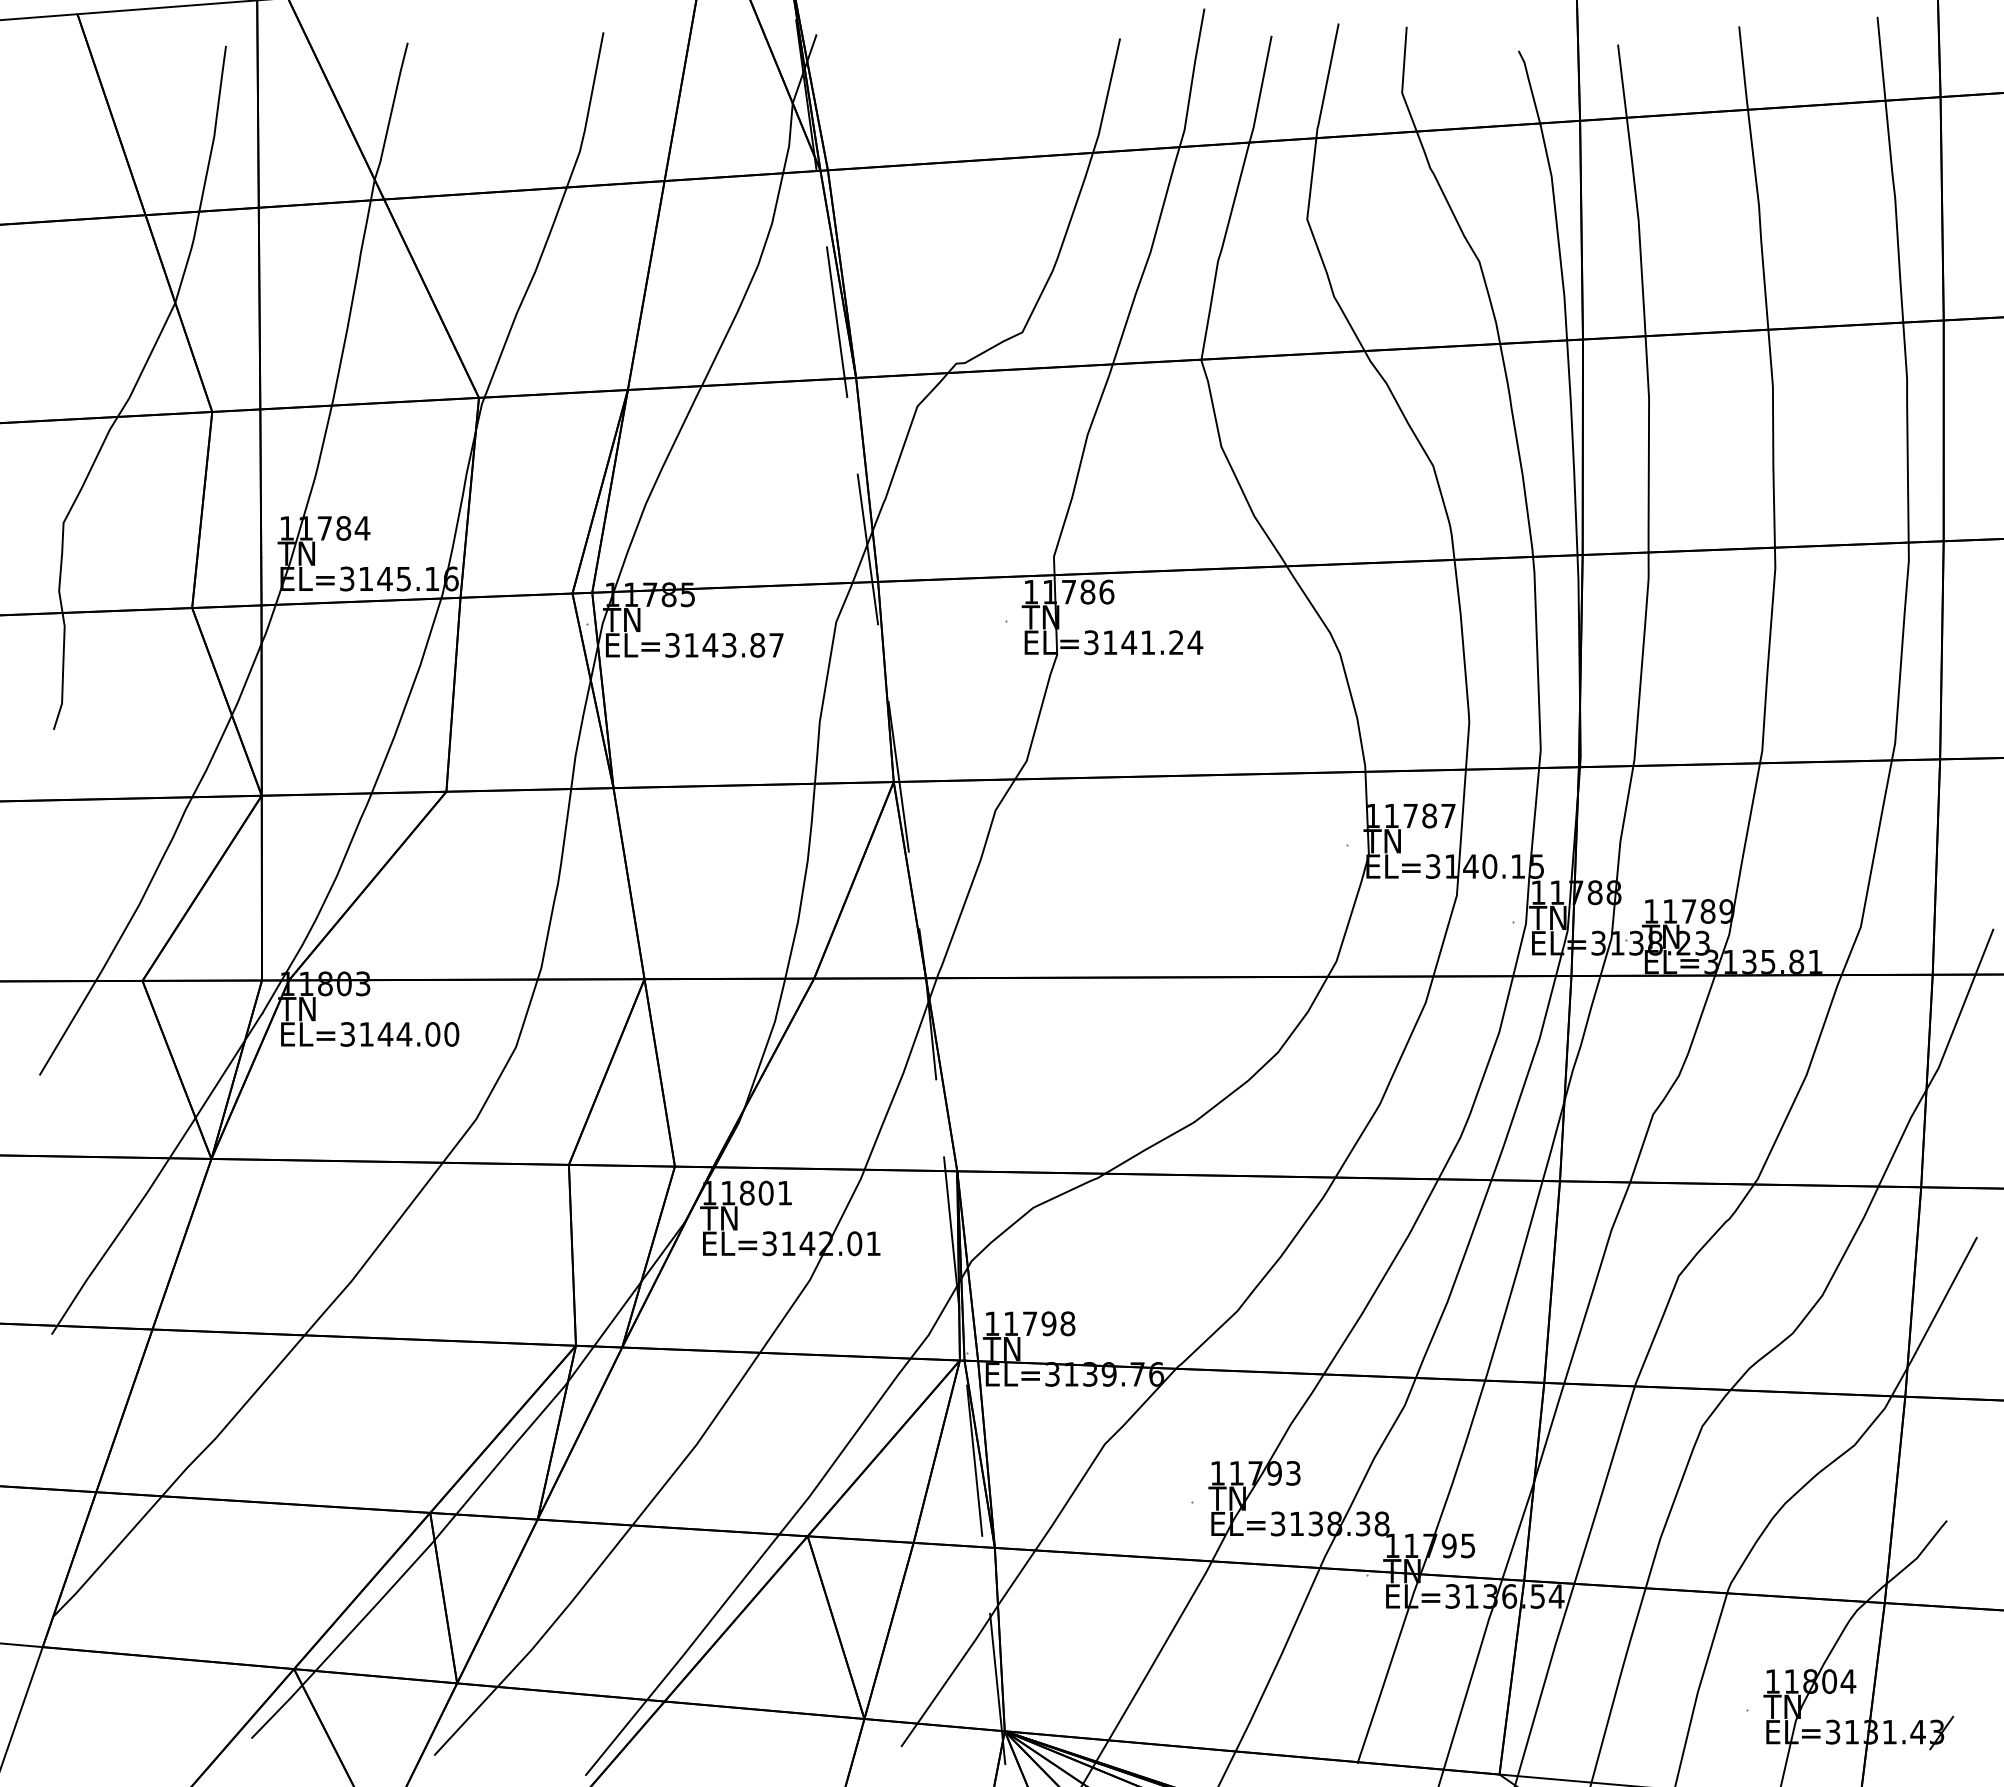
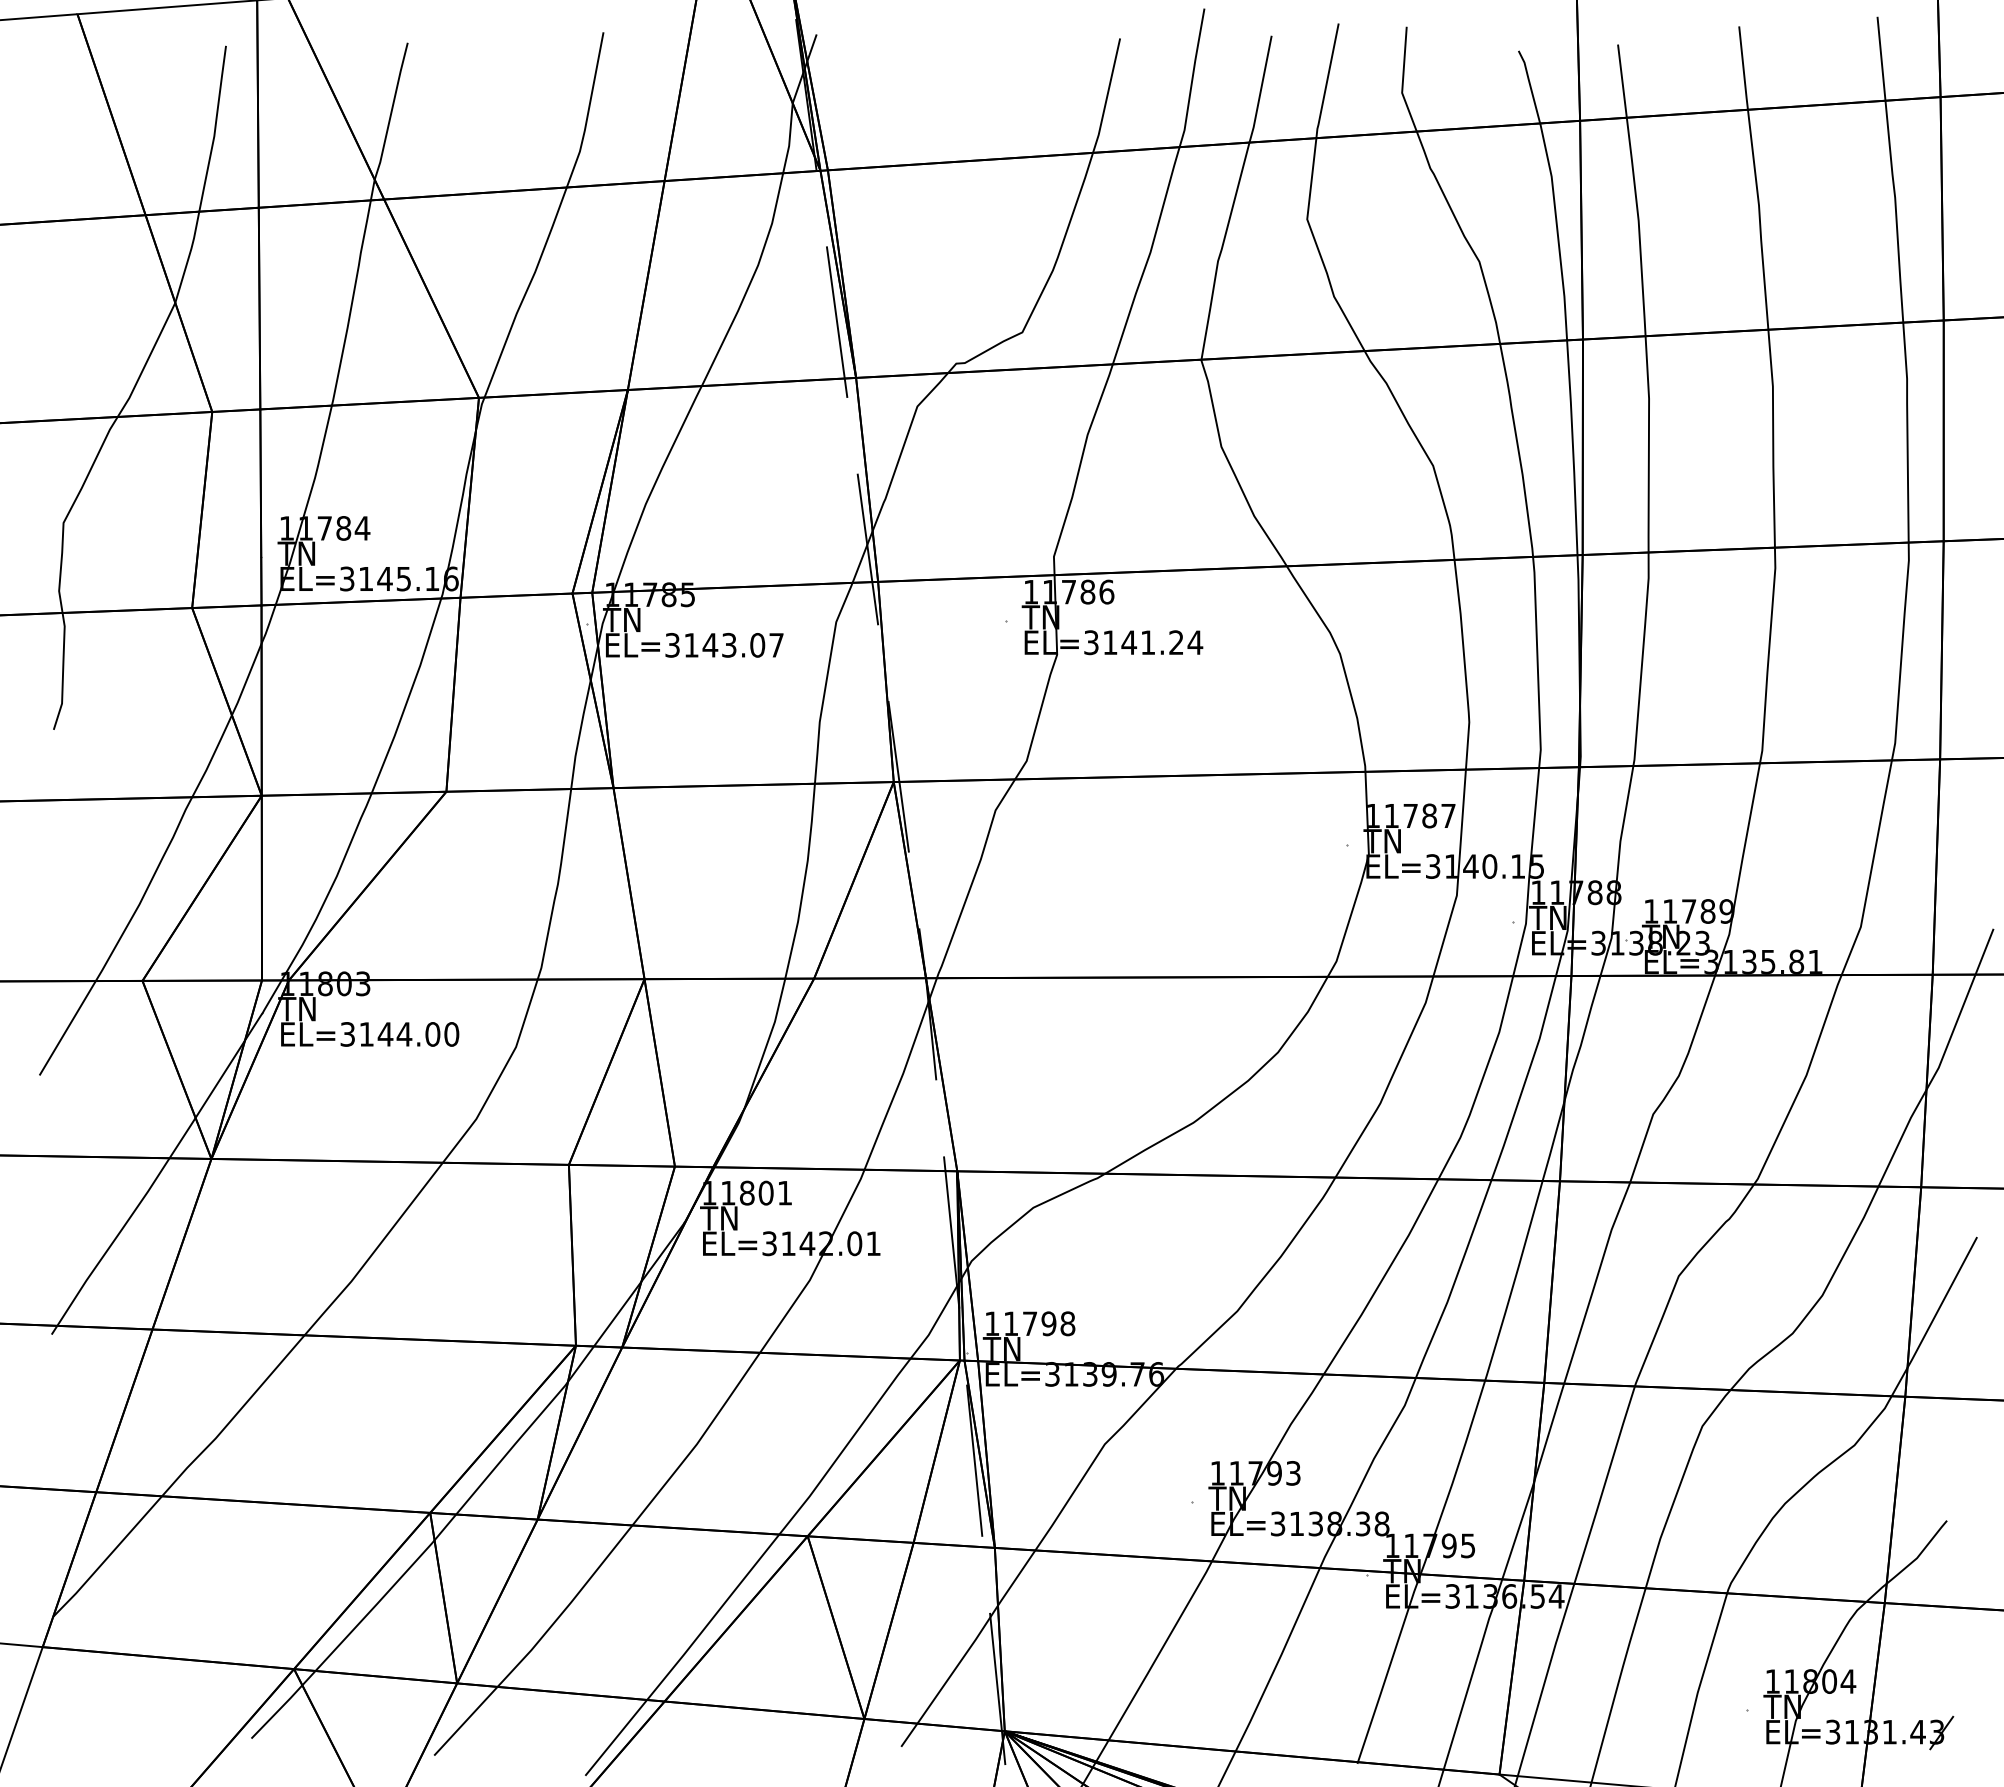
text: EL=3143.87 -> EL=3143.07 (757, 645)
